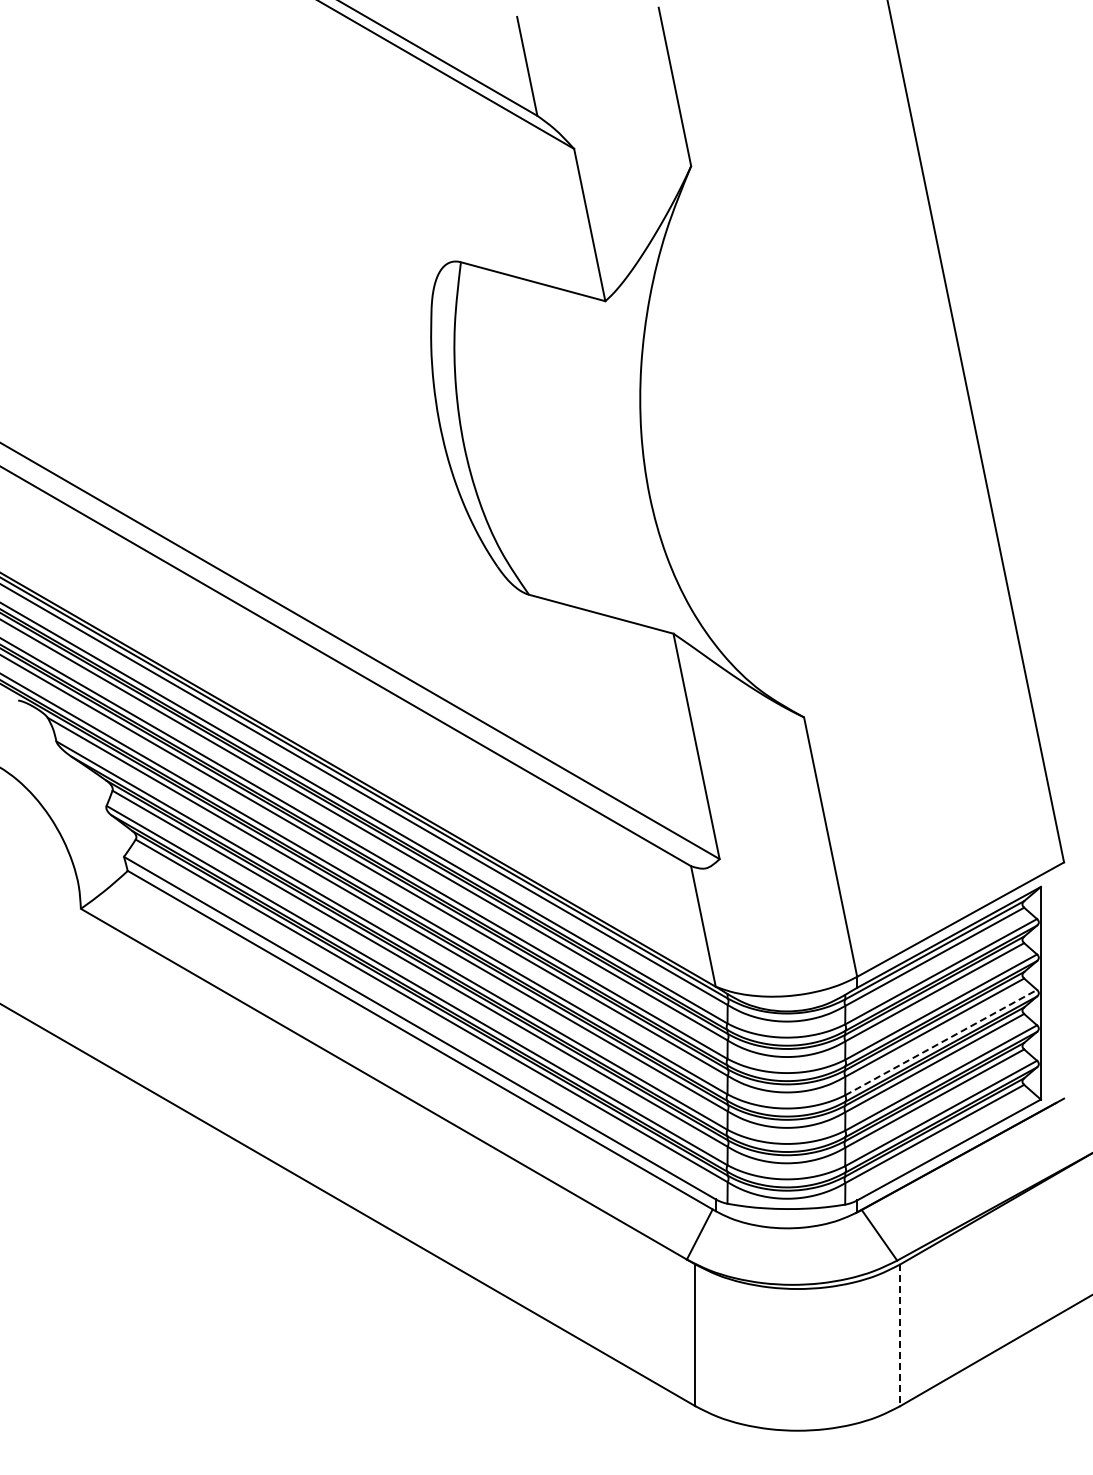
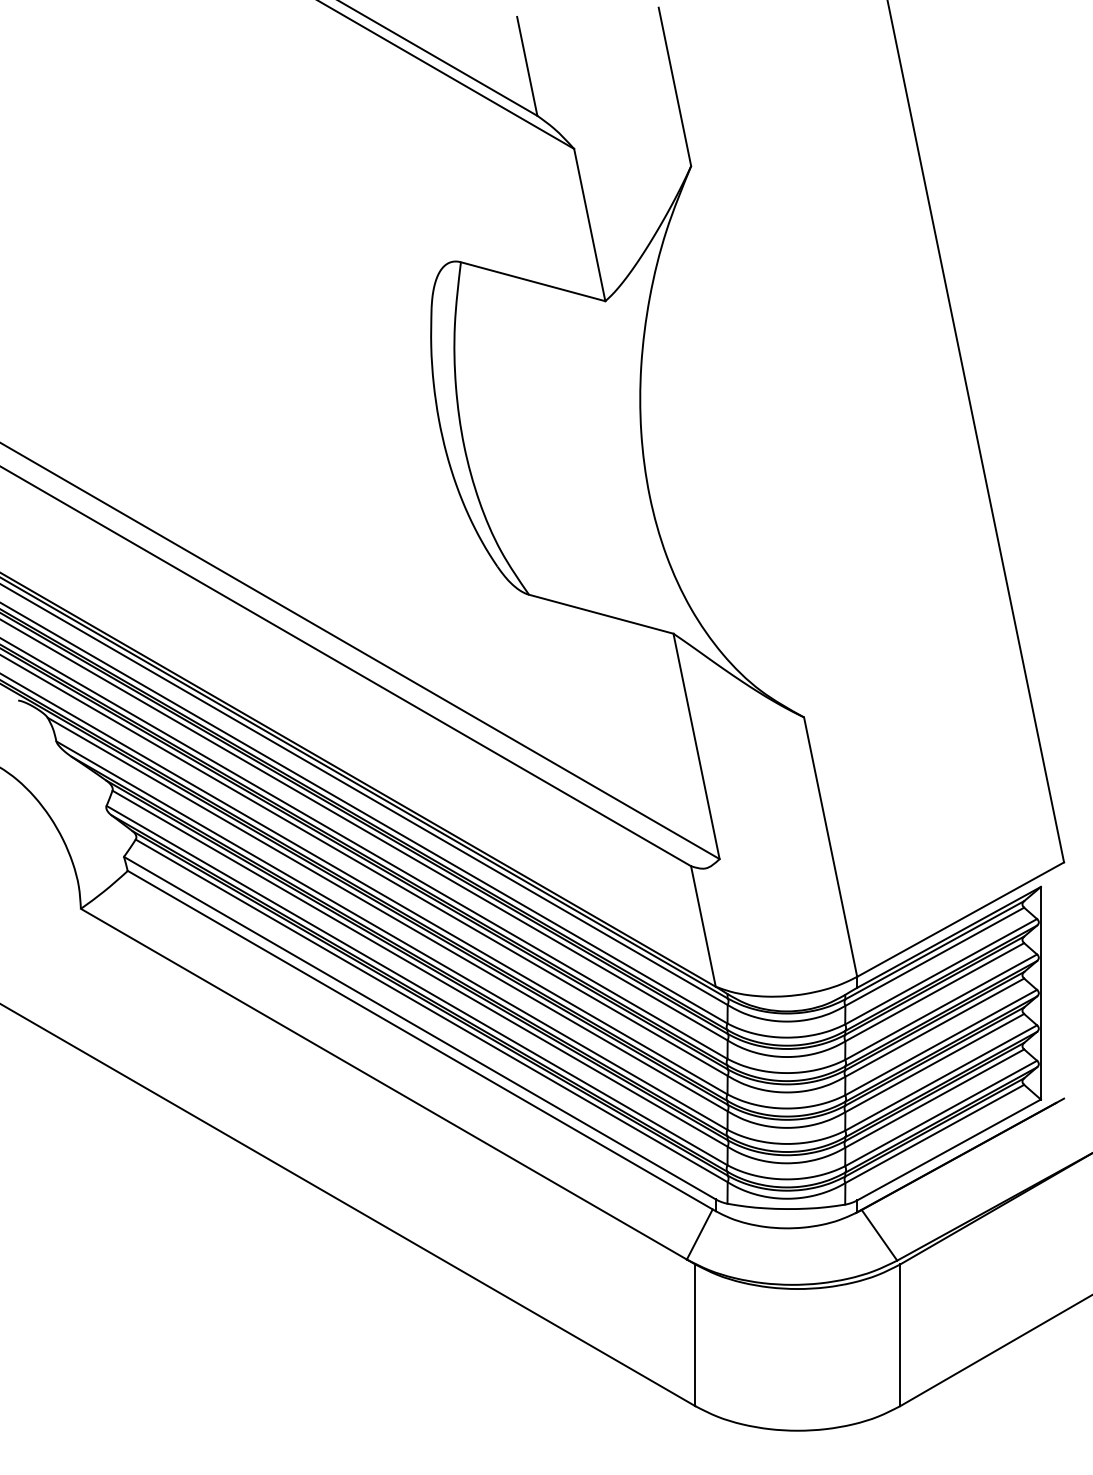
line: dashed -> solid (941, 1042)
line: dashed -> solid (900, 1335)
